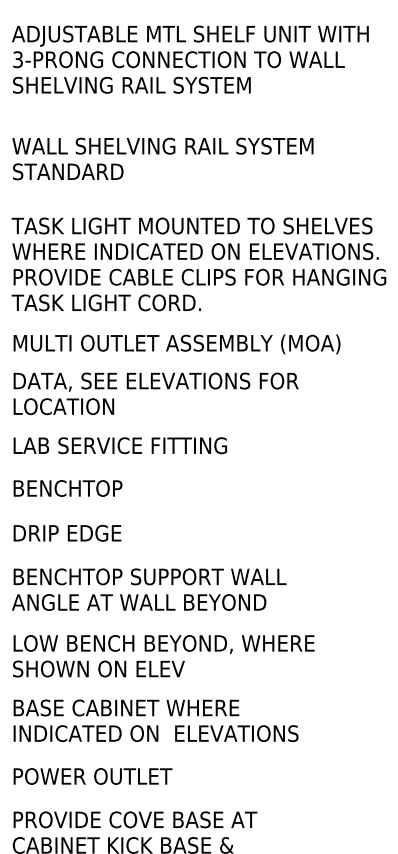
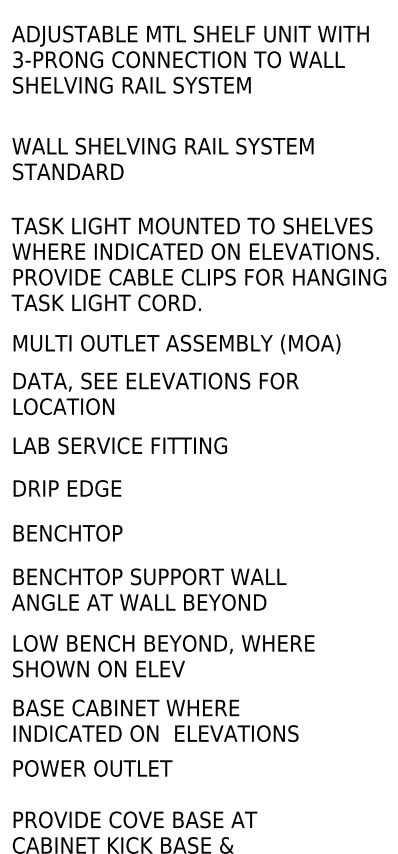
text: BENCHTOP -> DRIP EDGE (68, 488)
text: DRIP EDGE -> BENCHTOP (68, 532)
text position: (92, 776) -> (92, 768) (92, 768)
